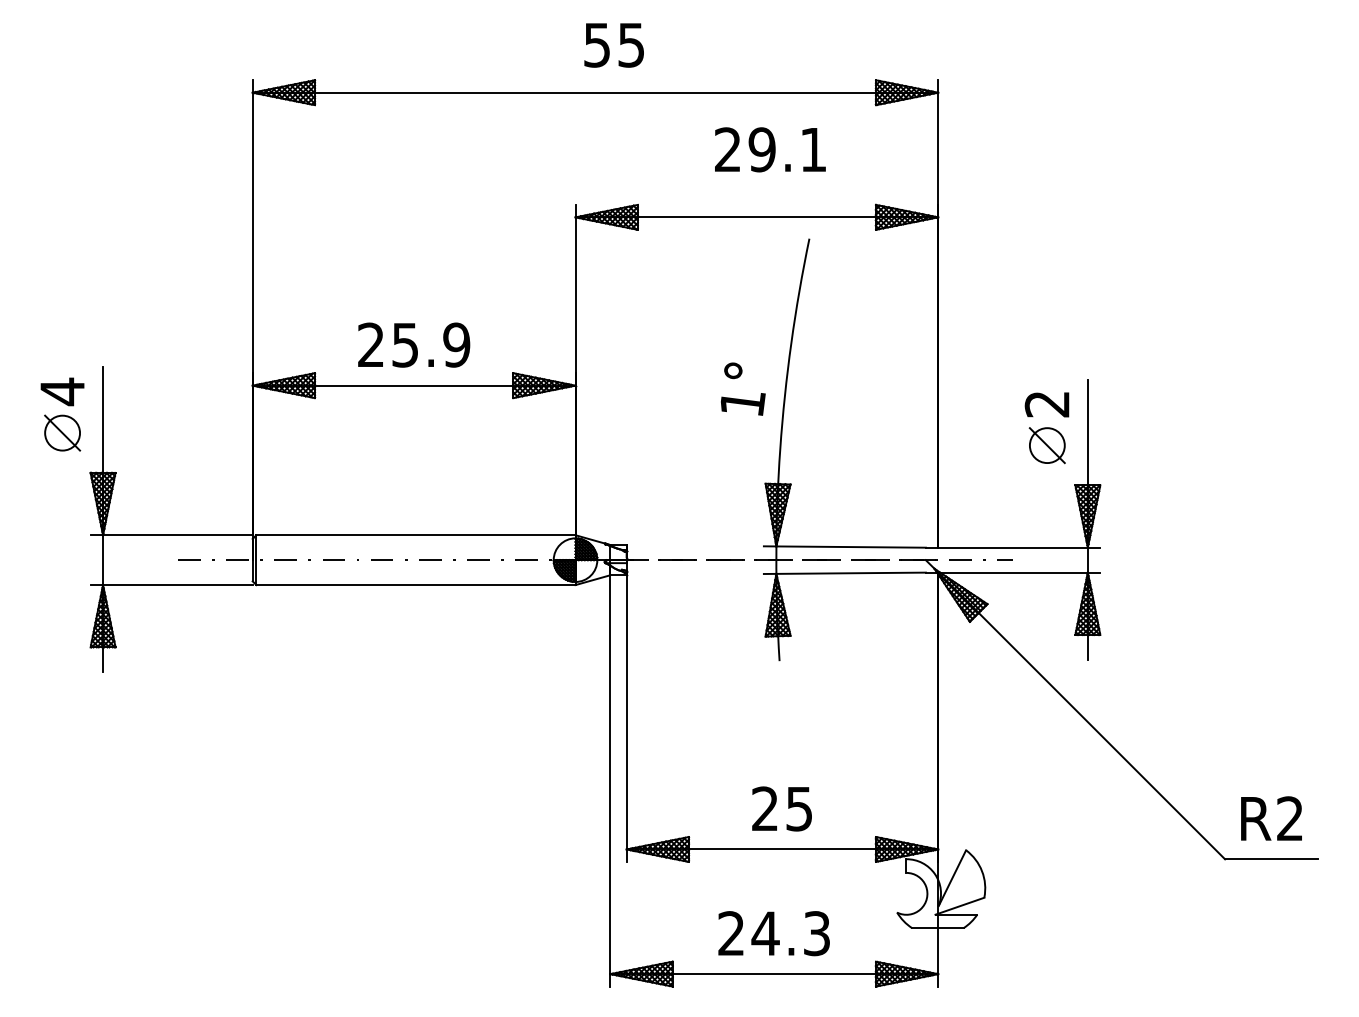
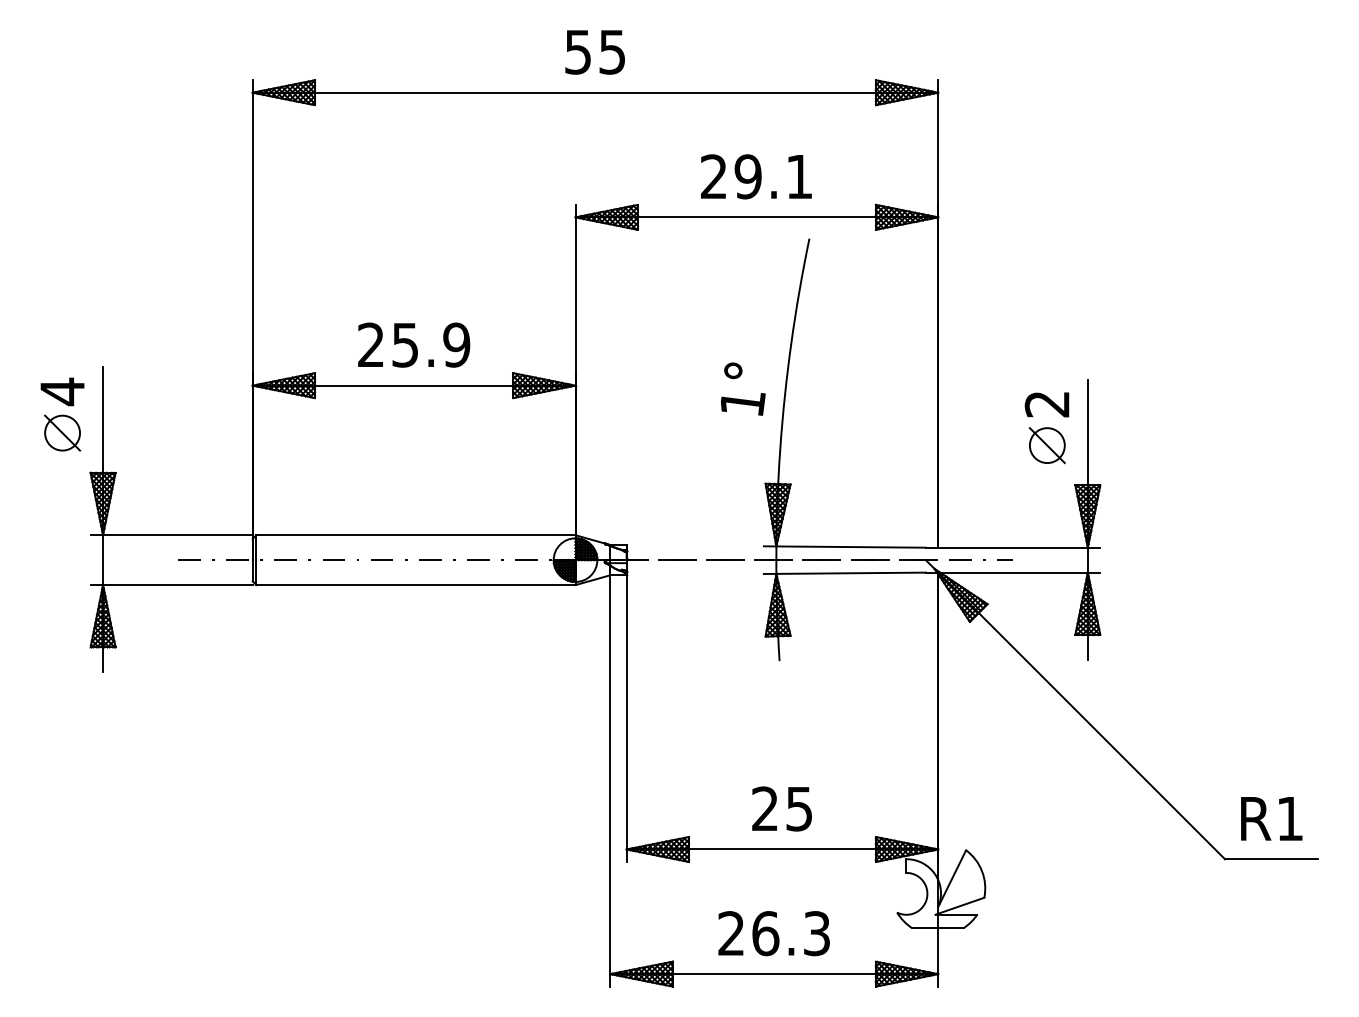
text position: (613, 45) -> (594, 52) (594, 52)
text position: (770, 149) -> (756, 176) (756, 176)
text: R2 -> R1 (1289, 818)
text: 24.3 -> 26.3 (765, 933)
